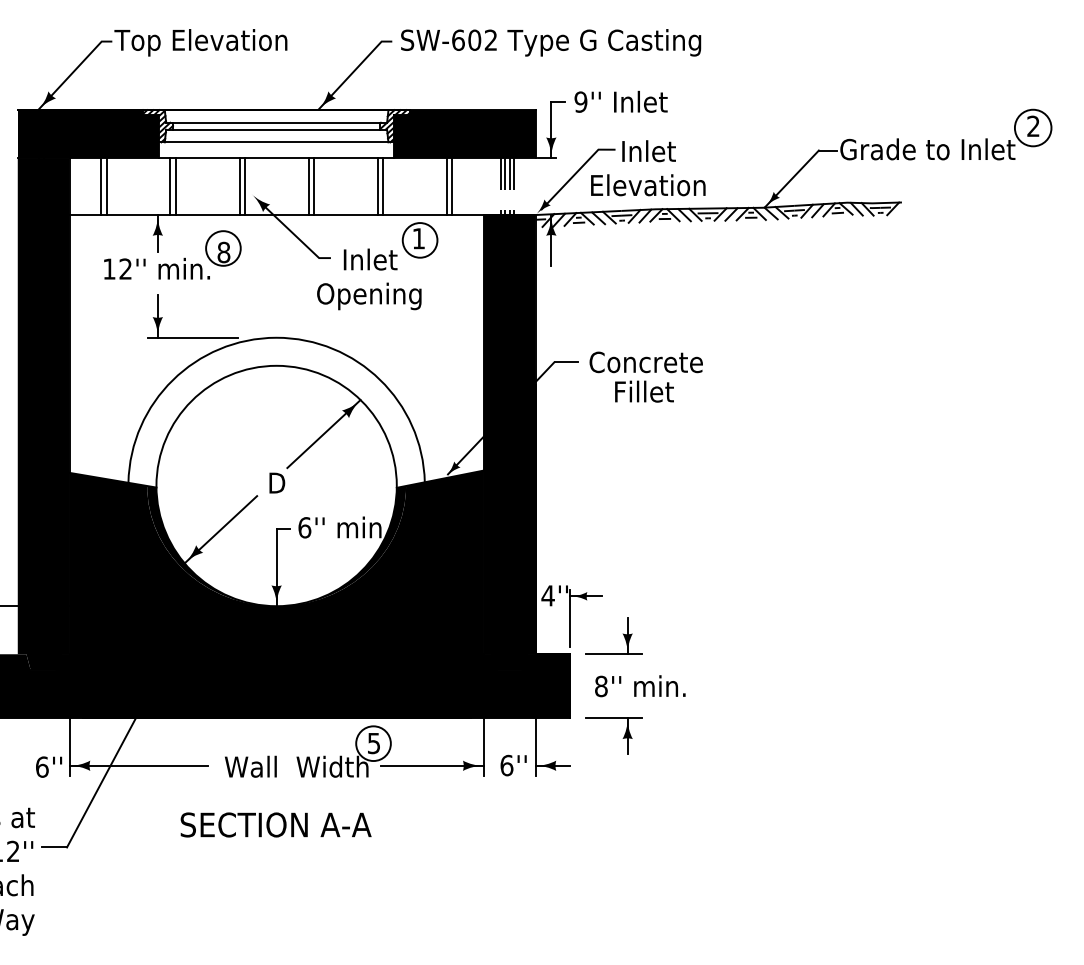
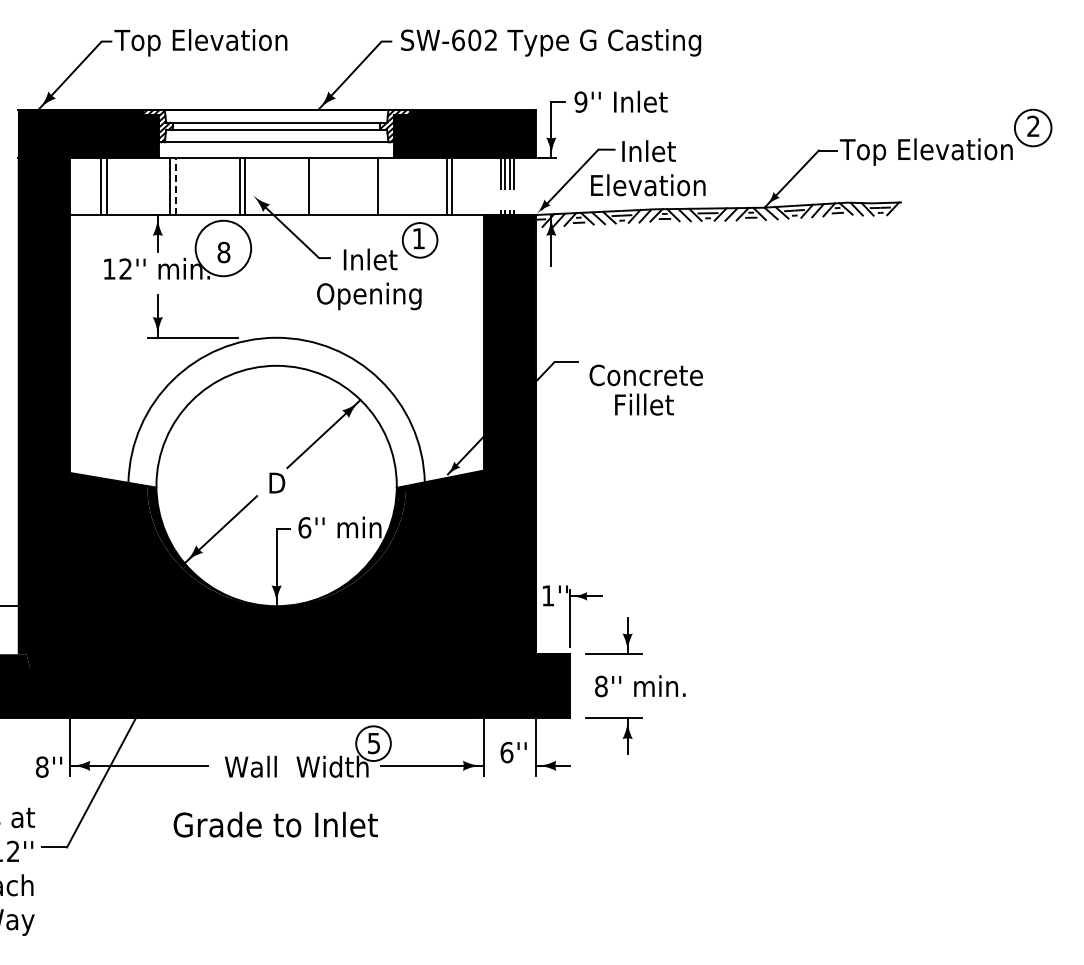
text: Grade to Inlet -> Top Elevation (927, 151)
line: solid -> dashed (175, 186)
line: present -> none (313, 186)
line: present -> none (382, 186)
circle diameter: 35 px -> 55 px (223, 248)
text position: (645, 376) -> (645, 389) (645, 389)
text: 4'' -> 1'' (547, 595)
text position: (513, 765) -> (513, 752) (513, 752)
text: 6'' -> 8'' (42, 766)
text: SECTION A-A -> Grade to Inlet (275, 824)
